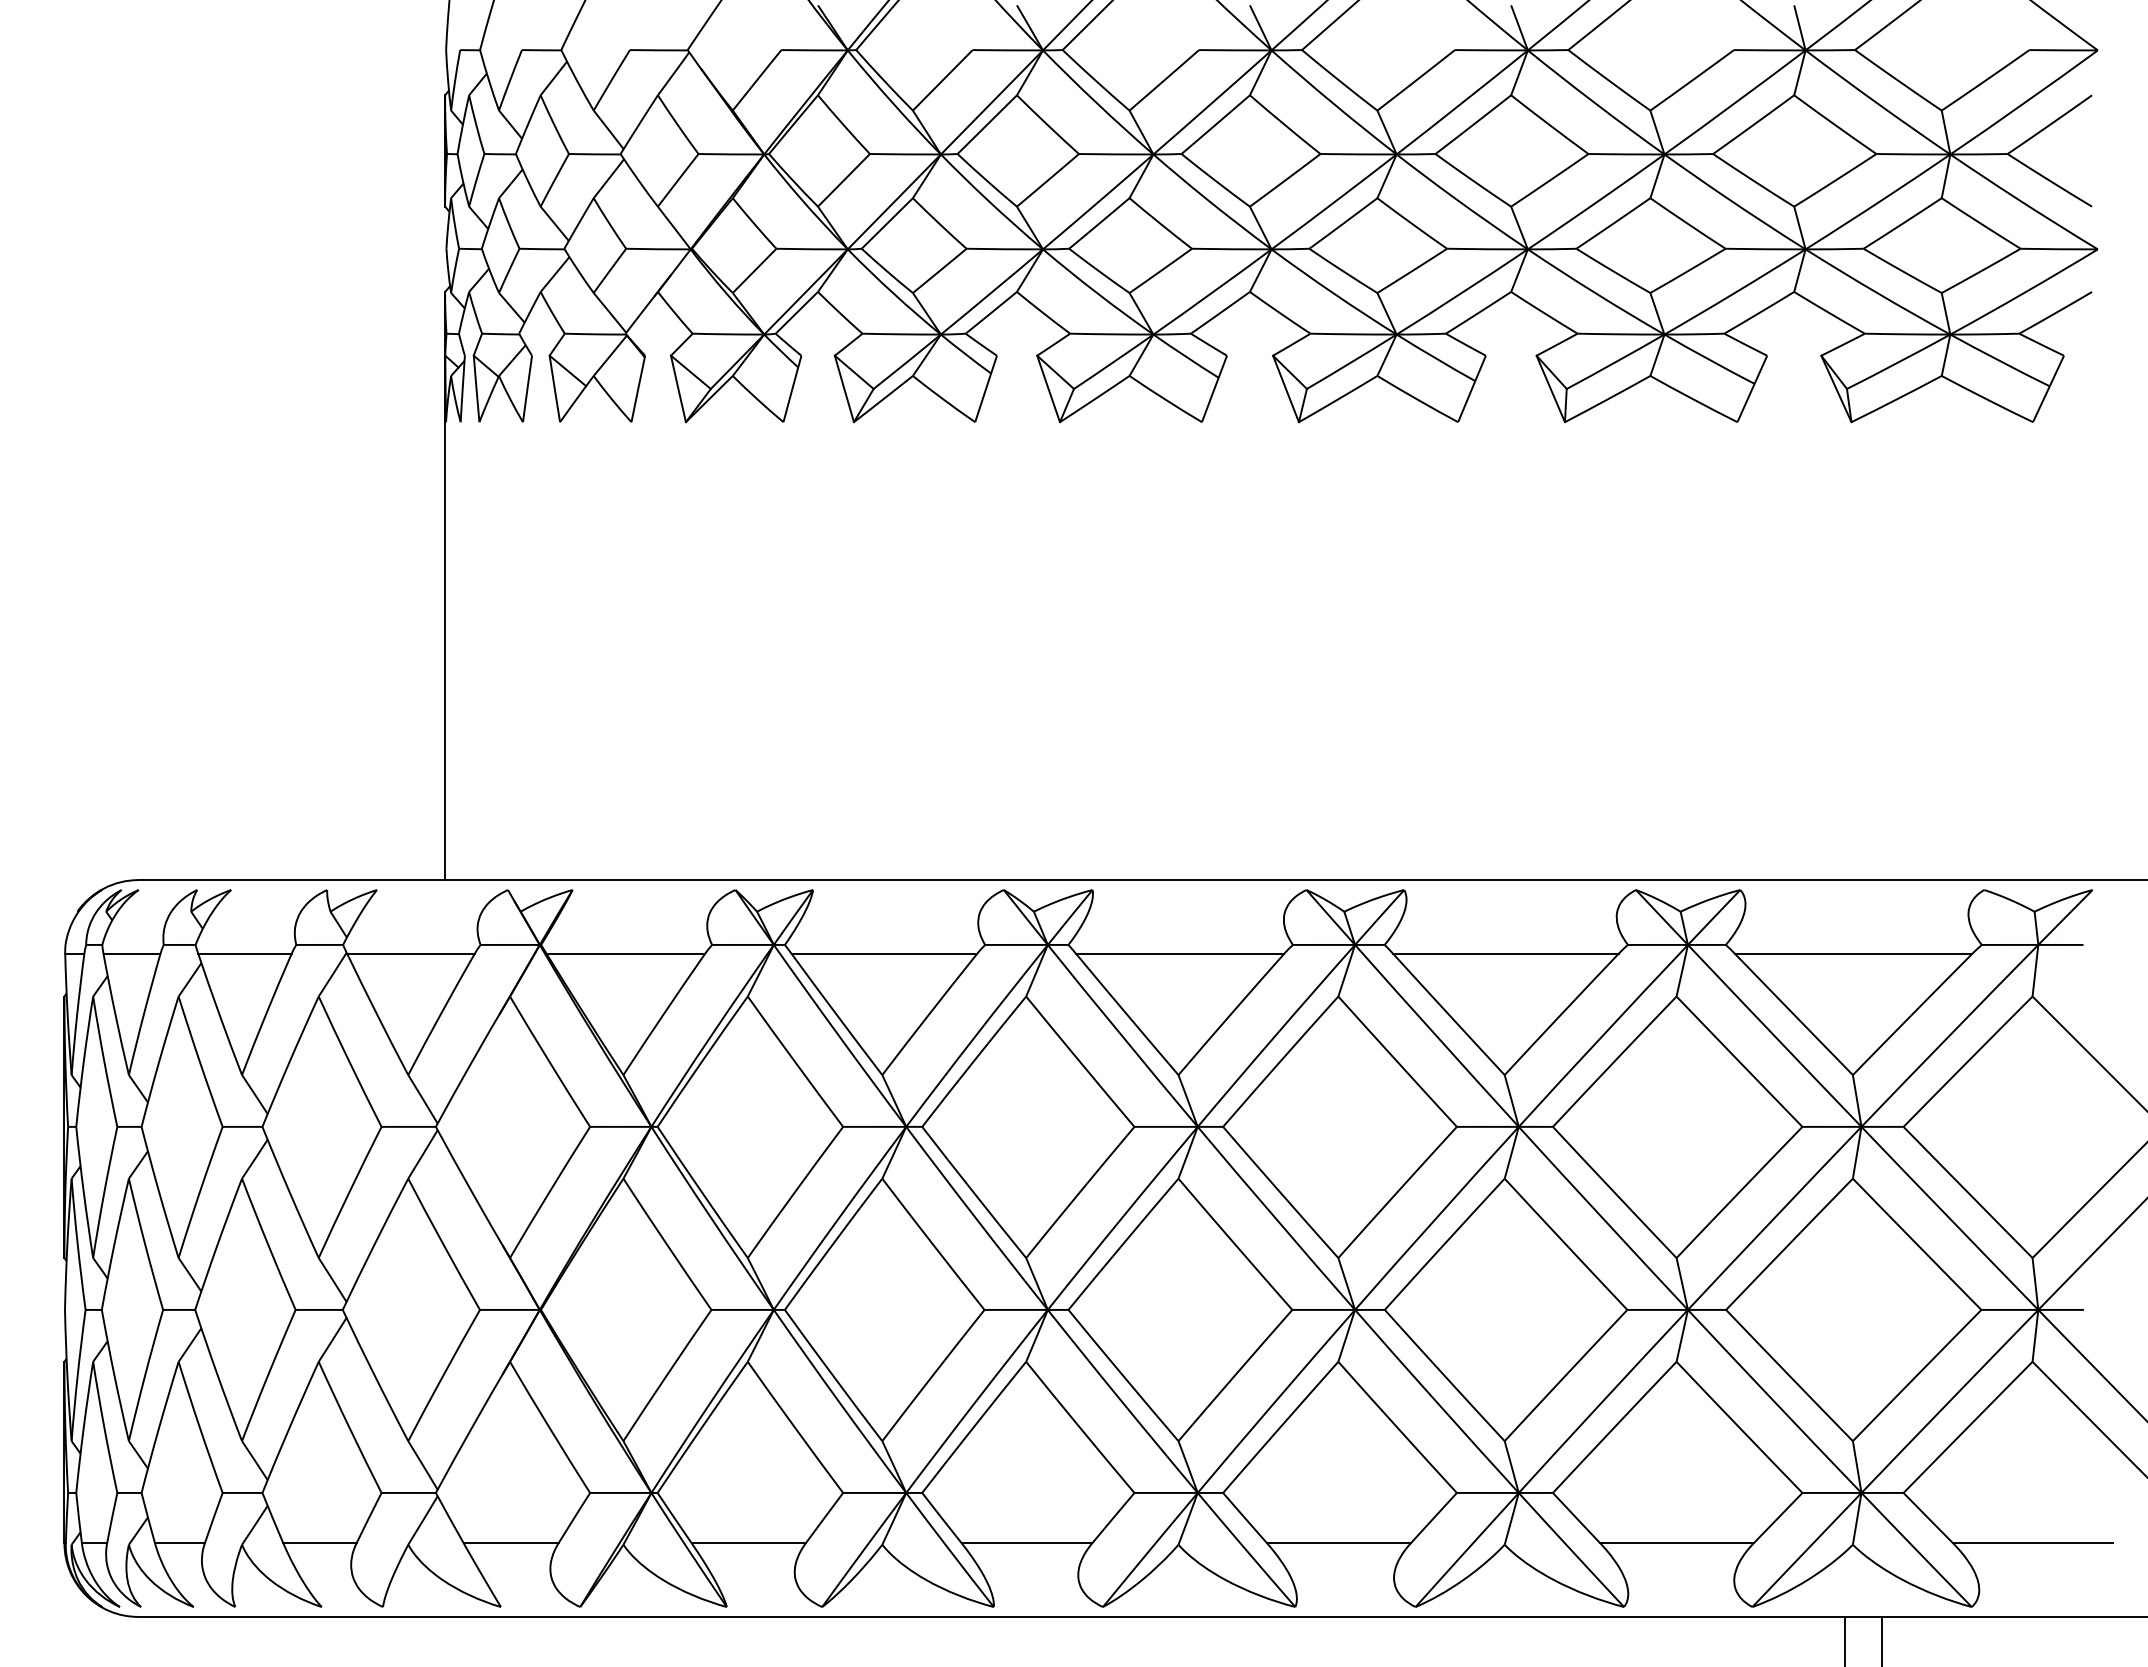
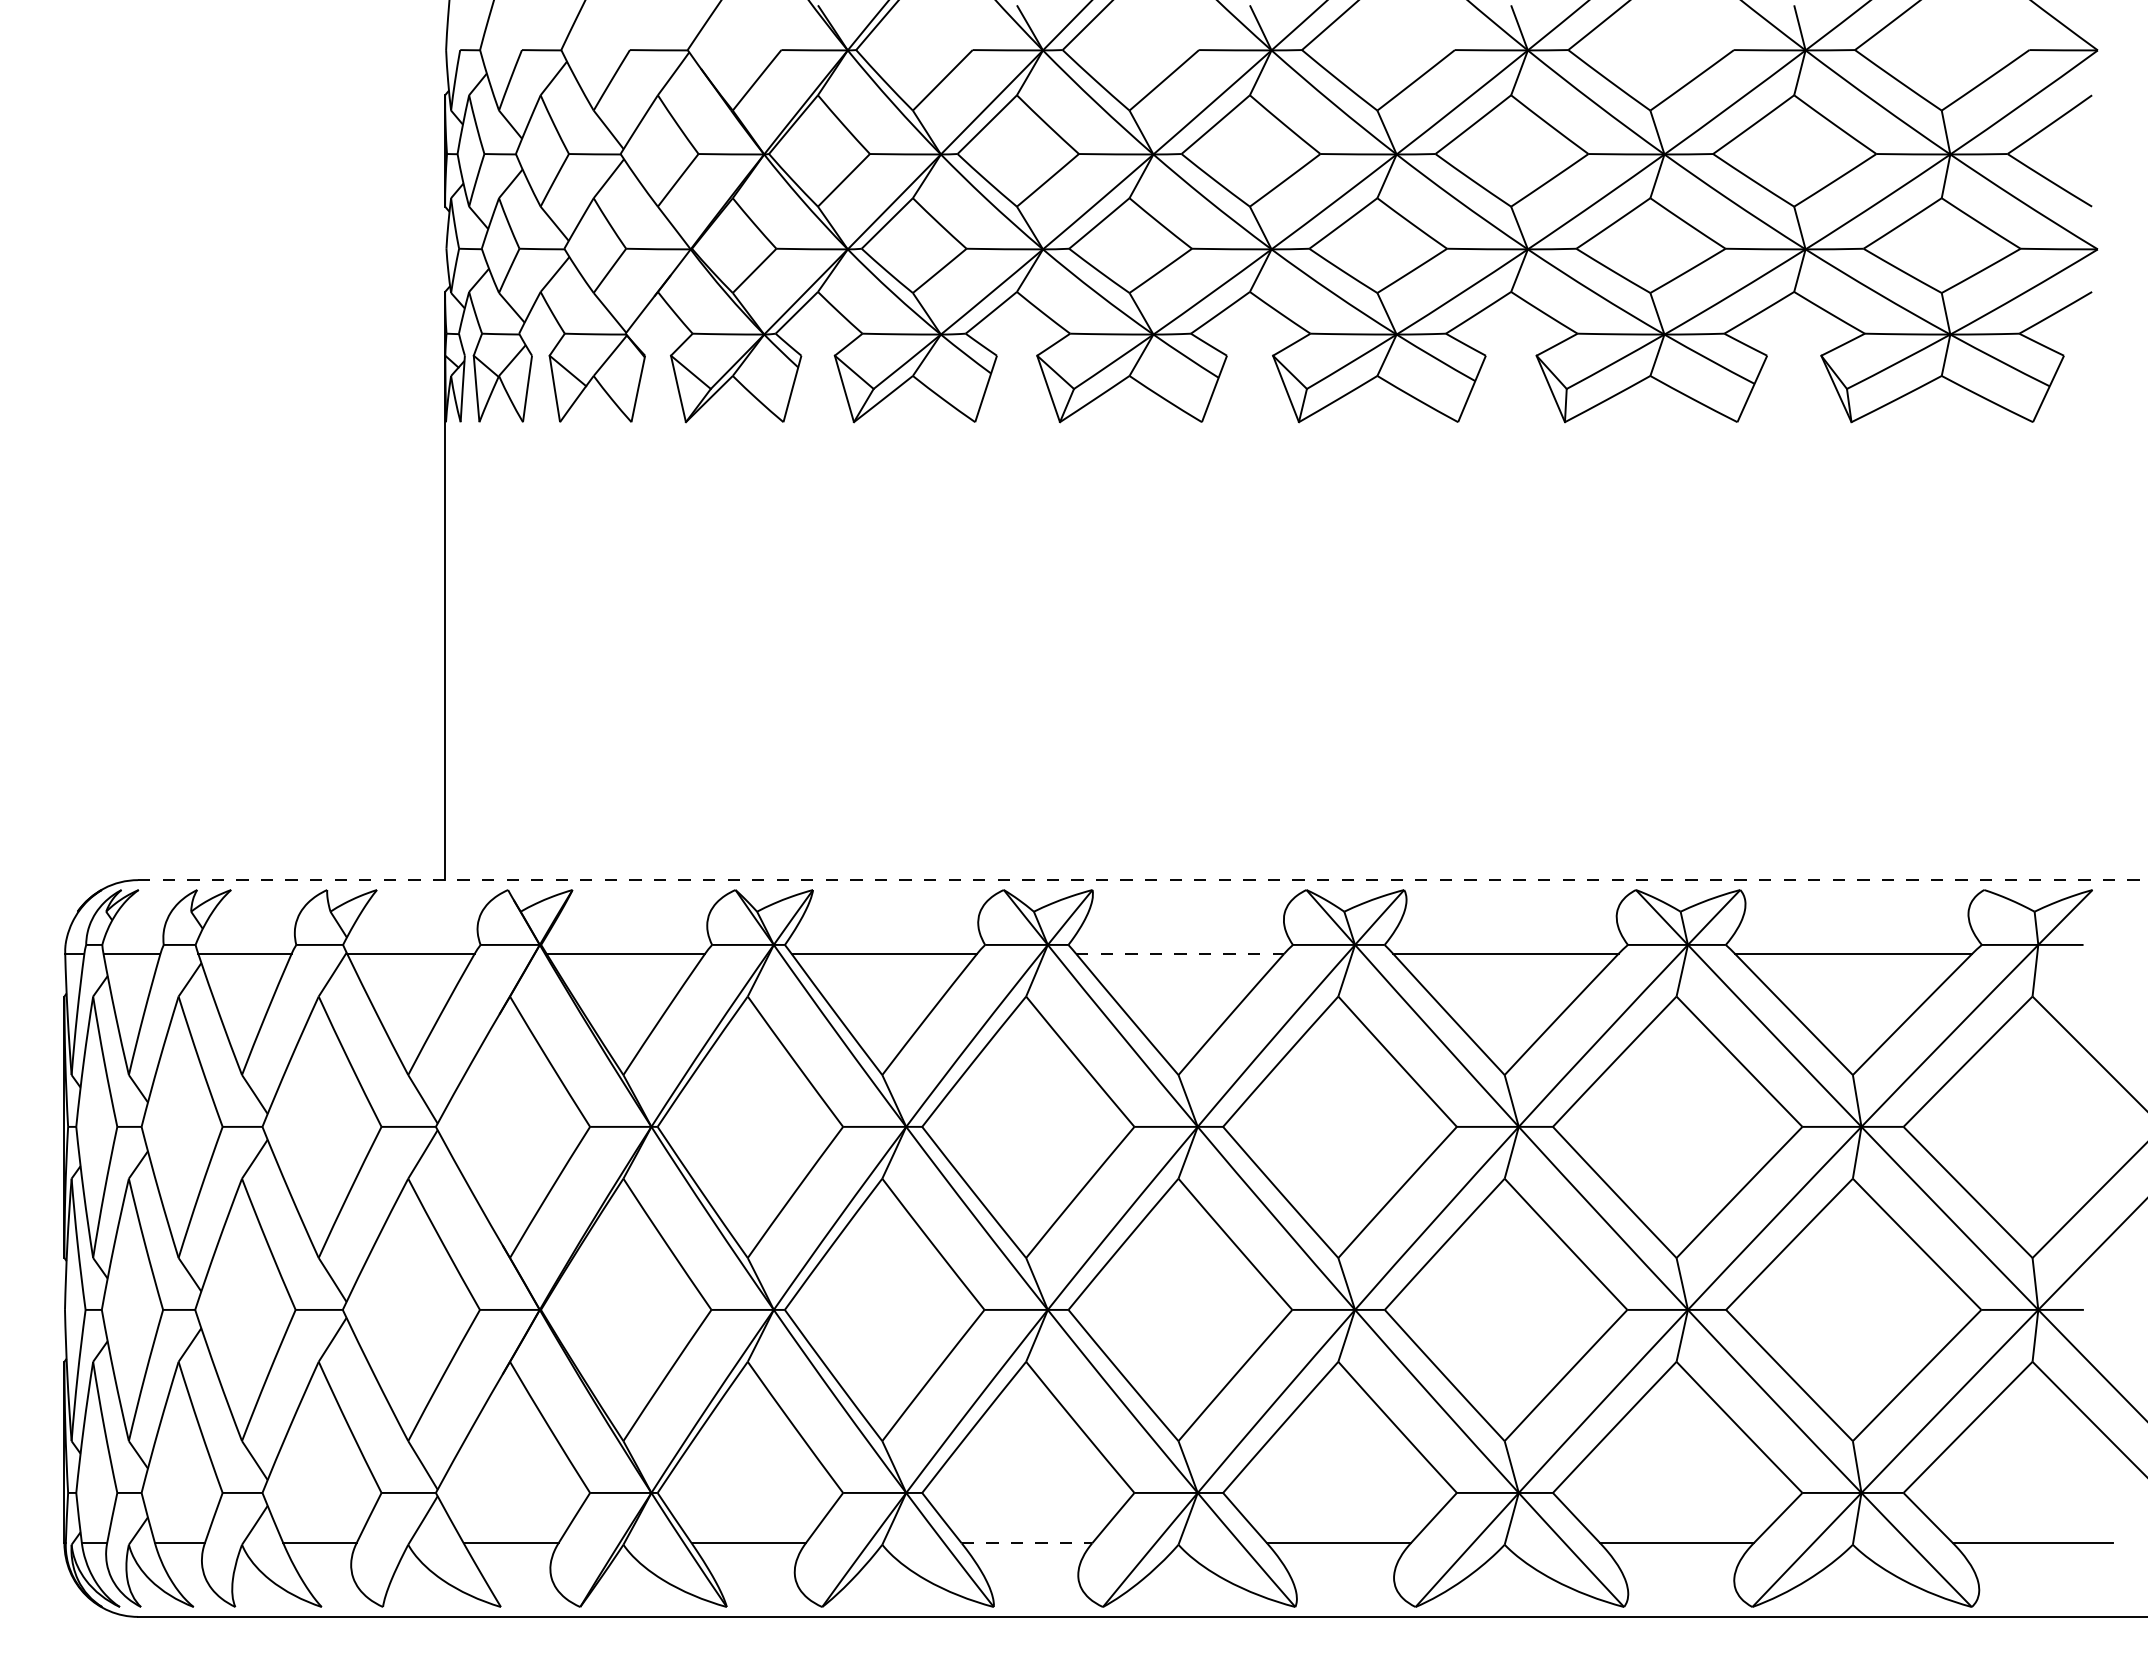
line: solid -> dashed (1143, 880)
line: solid -> dashed (1180, 953)
line: solid -> dashed (1027, 1543)
line: present -> none (1844, 1639)
line: present -> none (1881, 1639)
